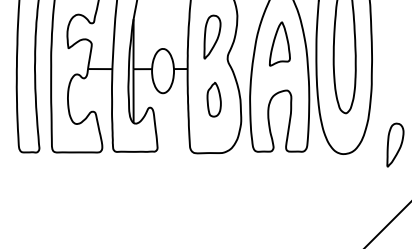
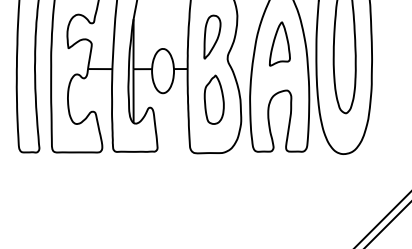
part size: 16x36 px -> 22x51 px (213, 99)
part: present -> none (395, 144)
line: none -> present (382, 219)
